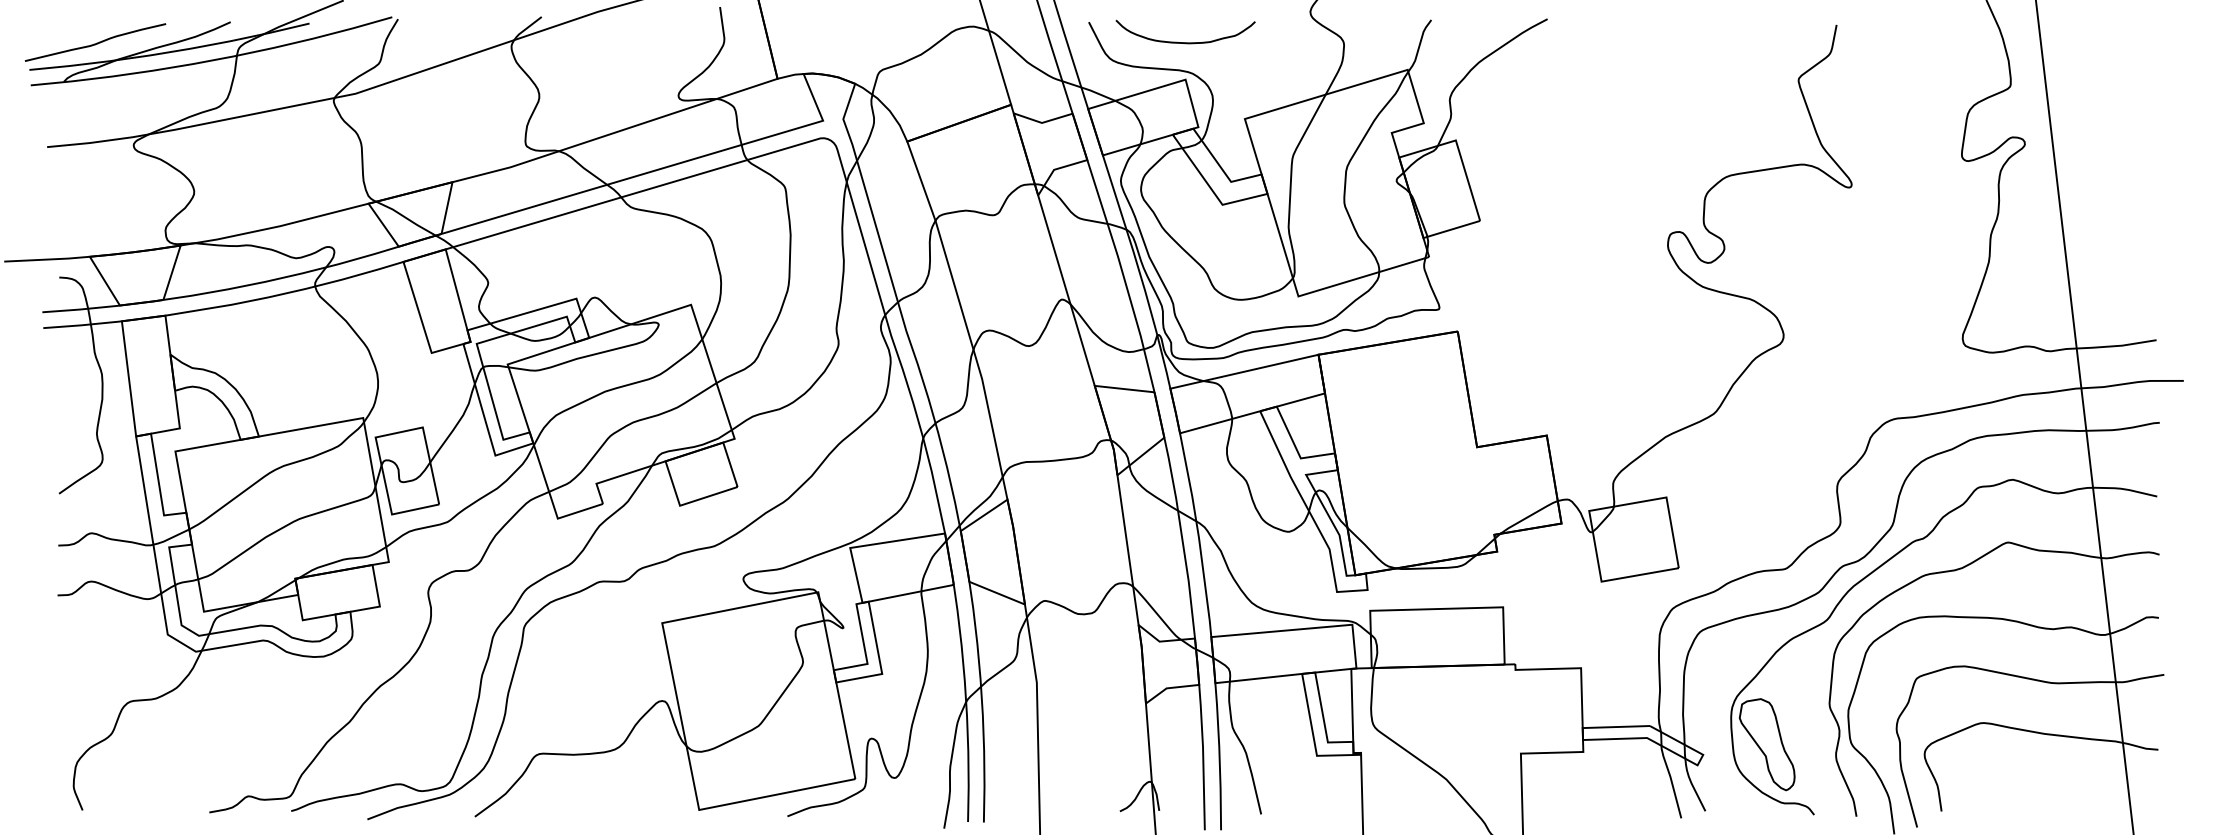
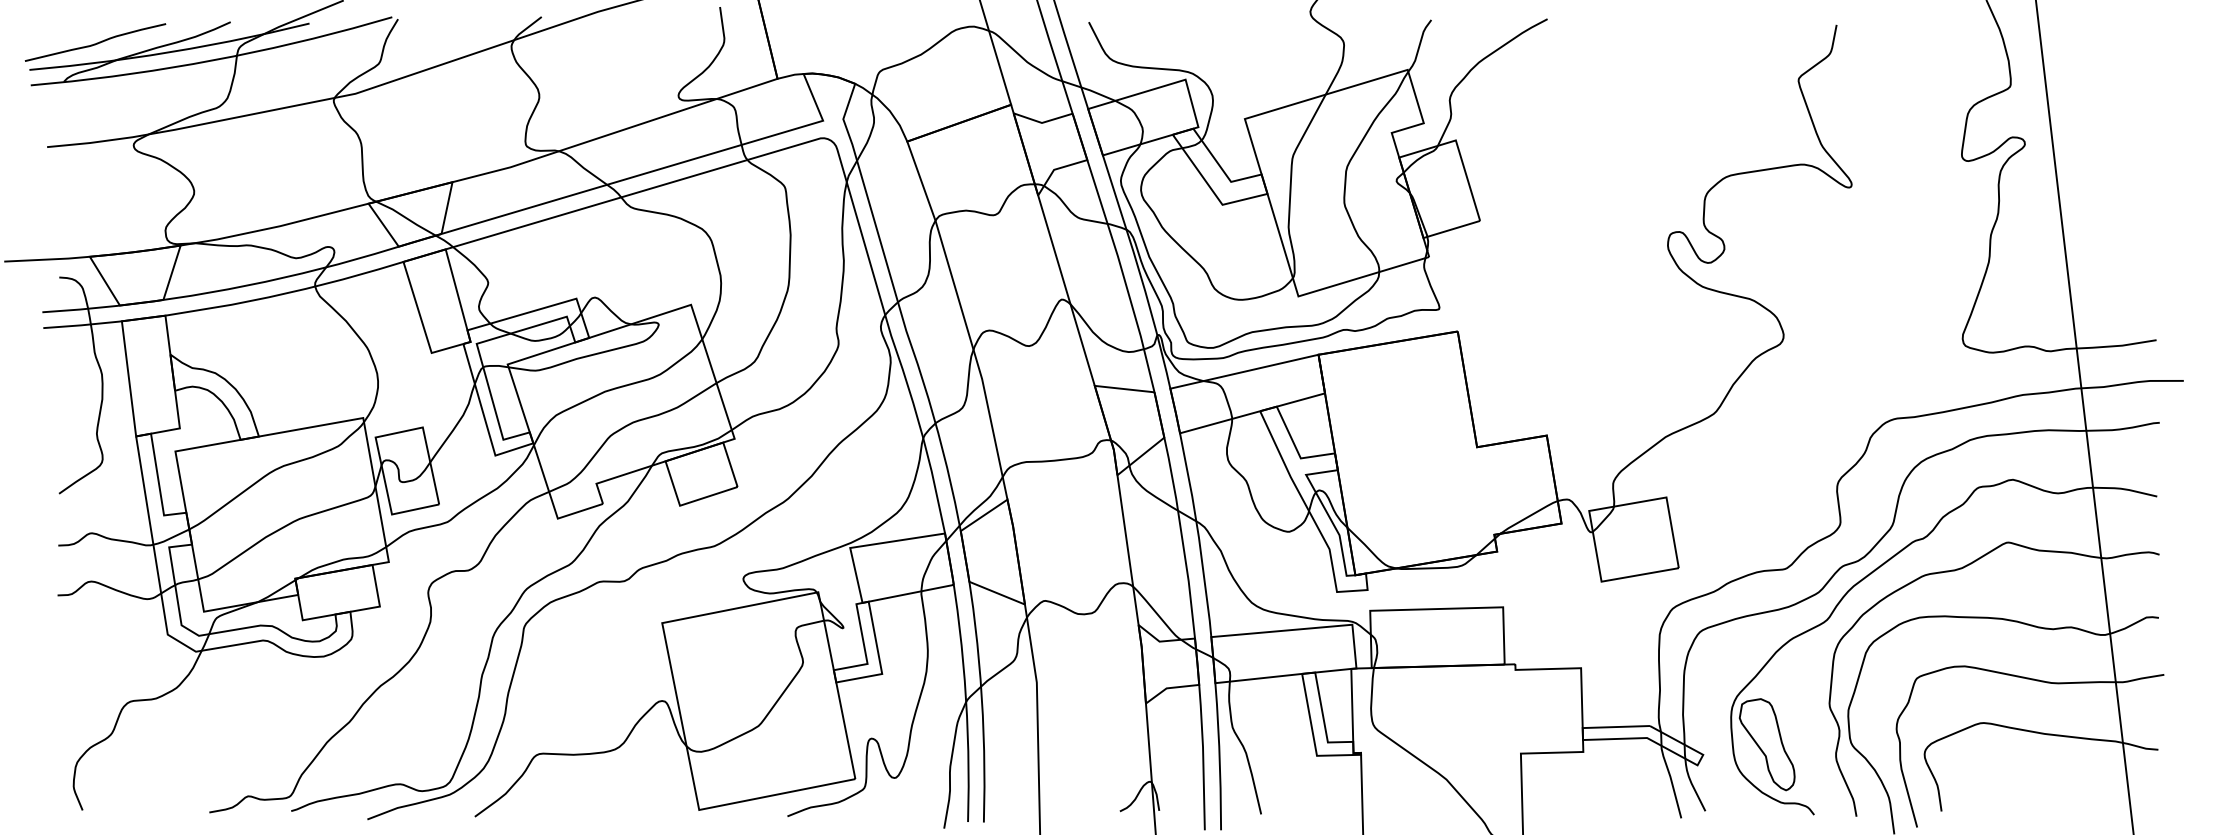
curve: present -> none (1185, 42)
